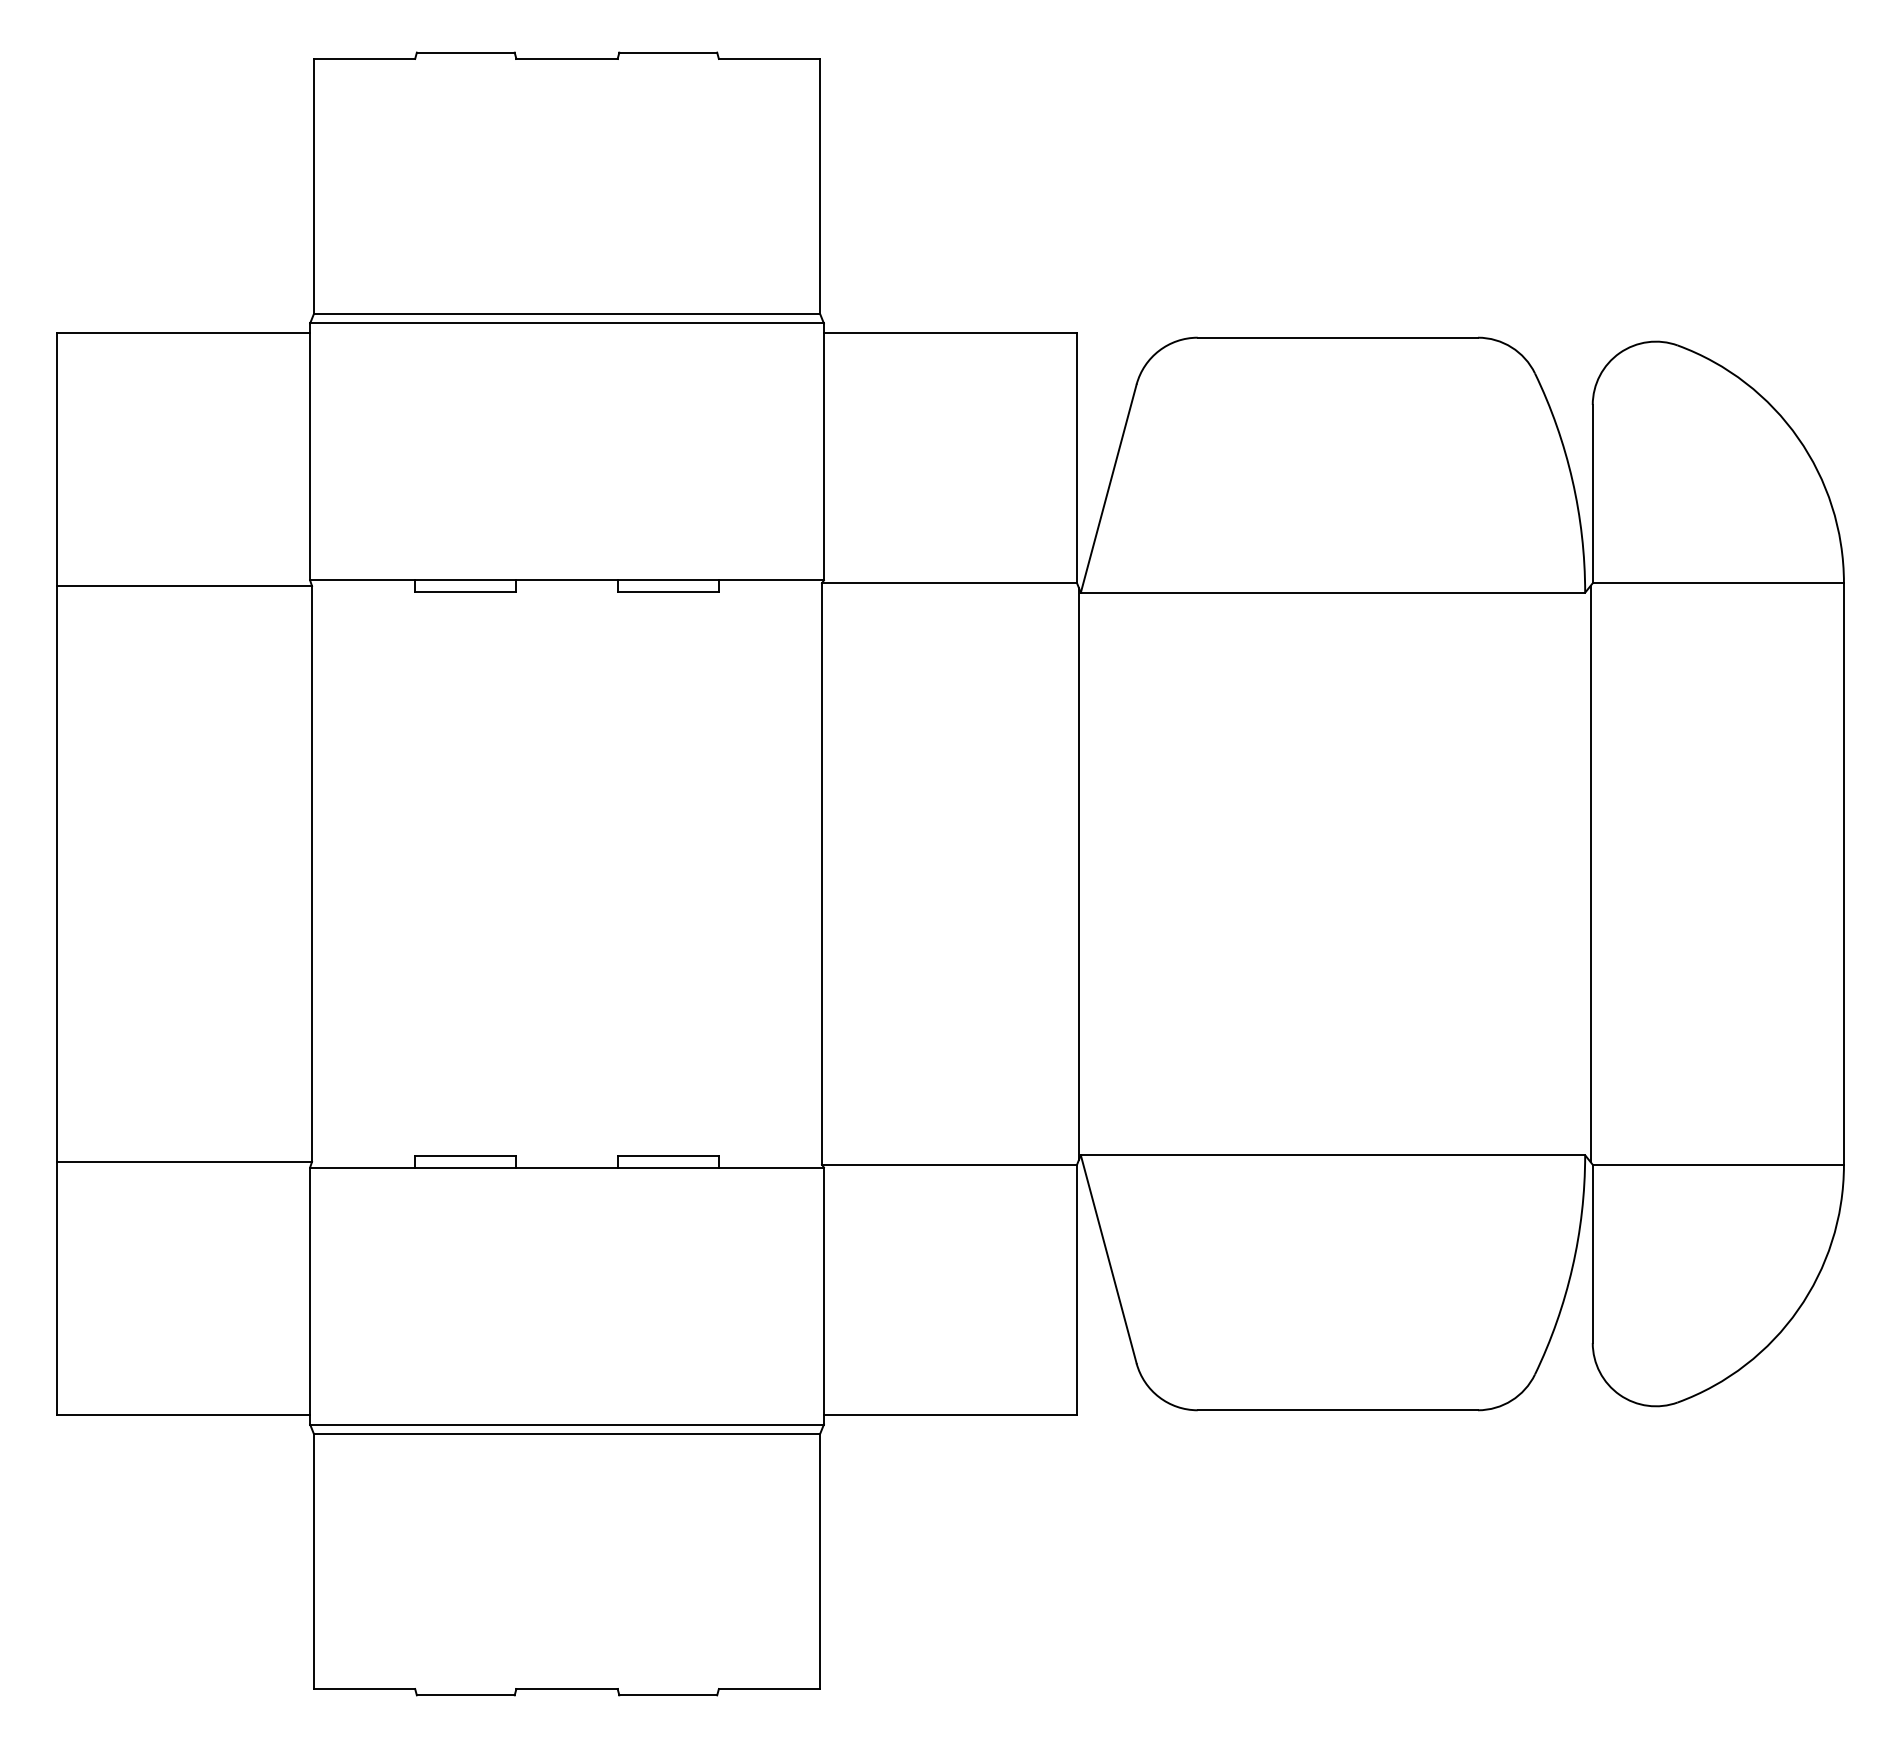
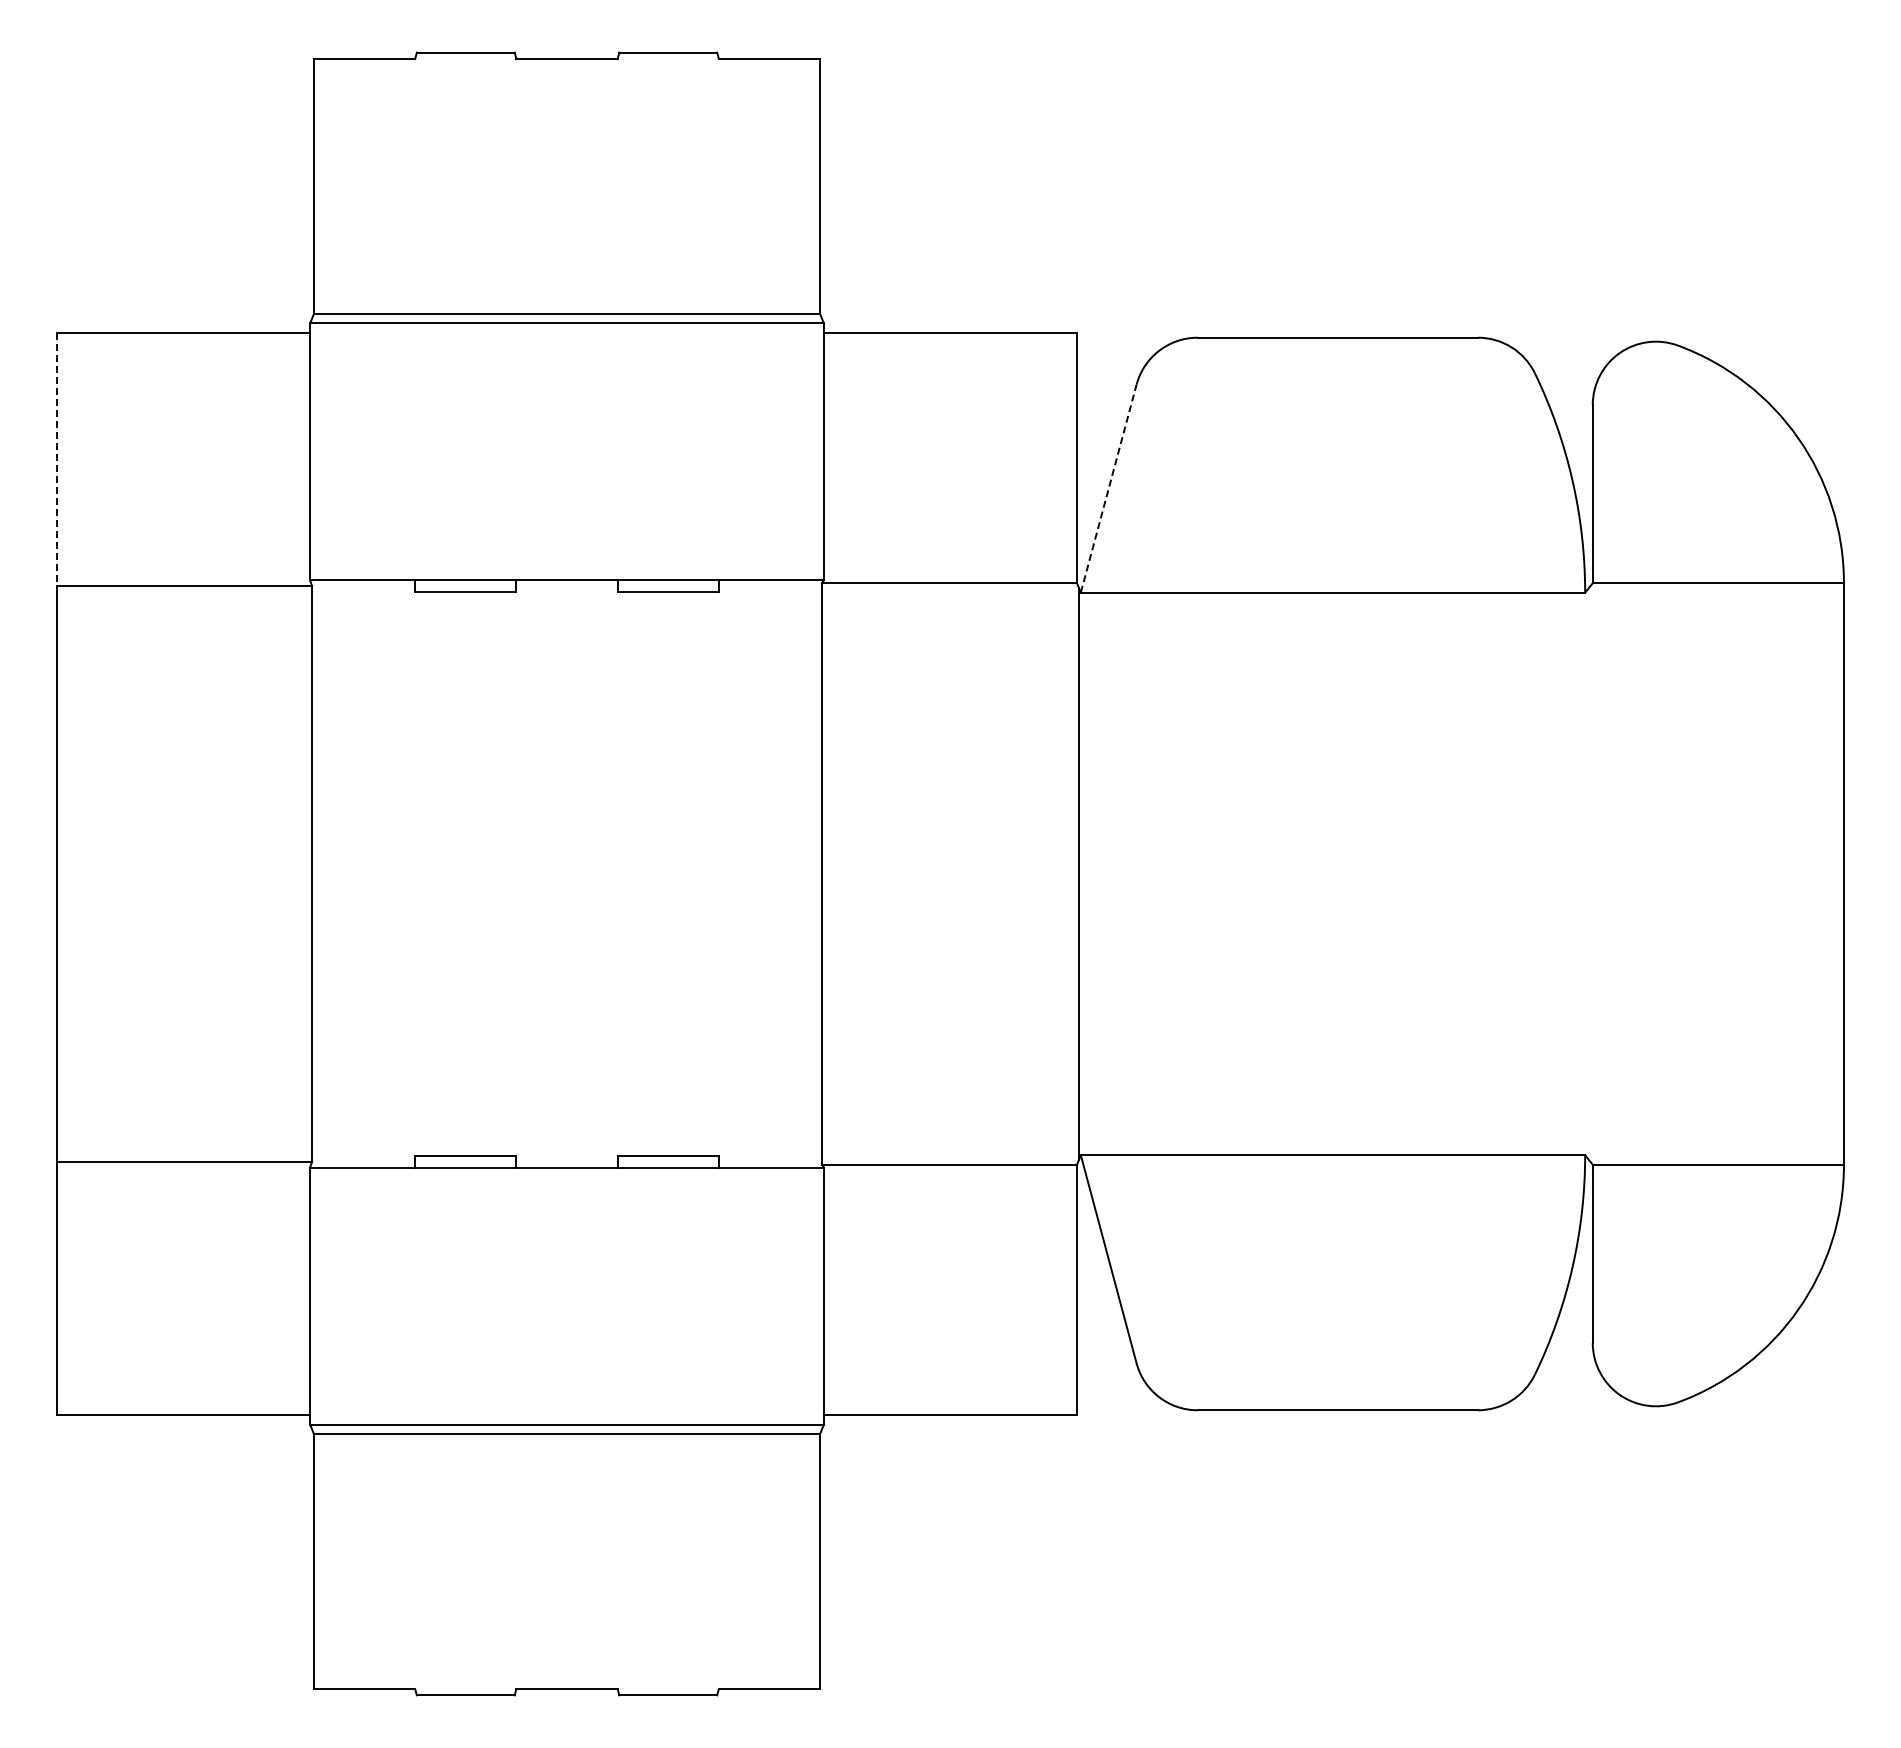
line: solid -> dashed (57, 459)
line: solid -> dashed (1108, 488)
line: present -> none (1590, 873)
